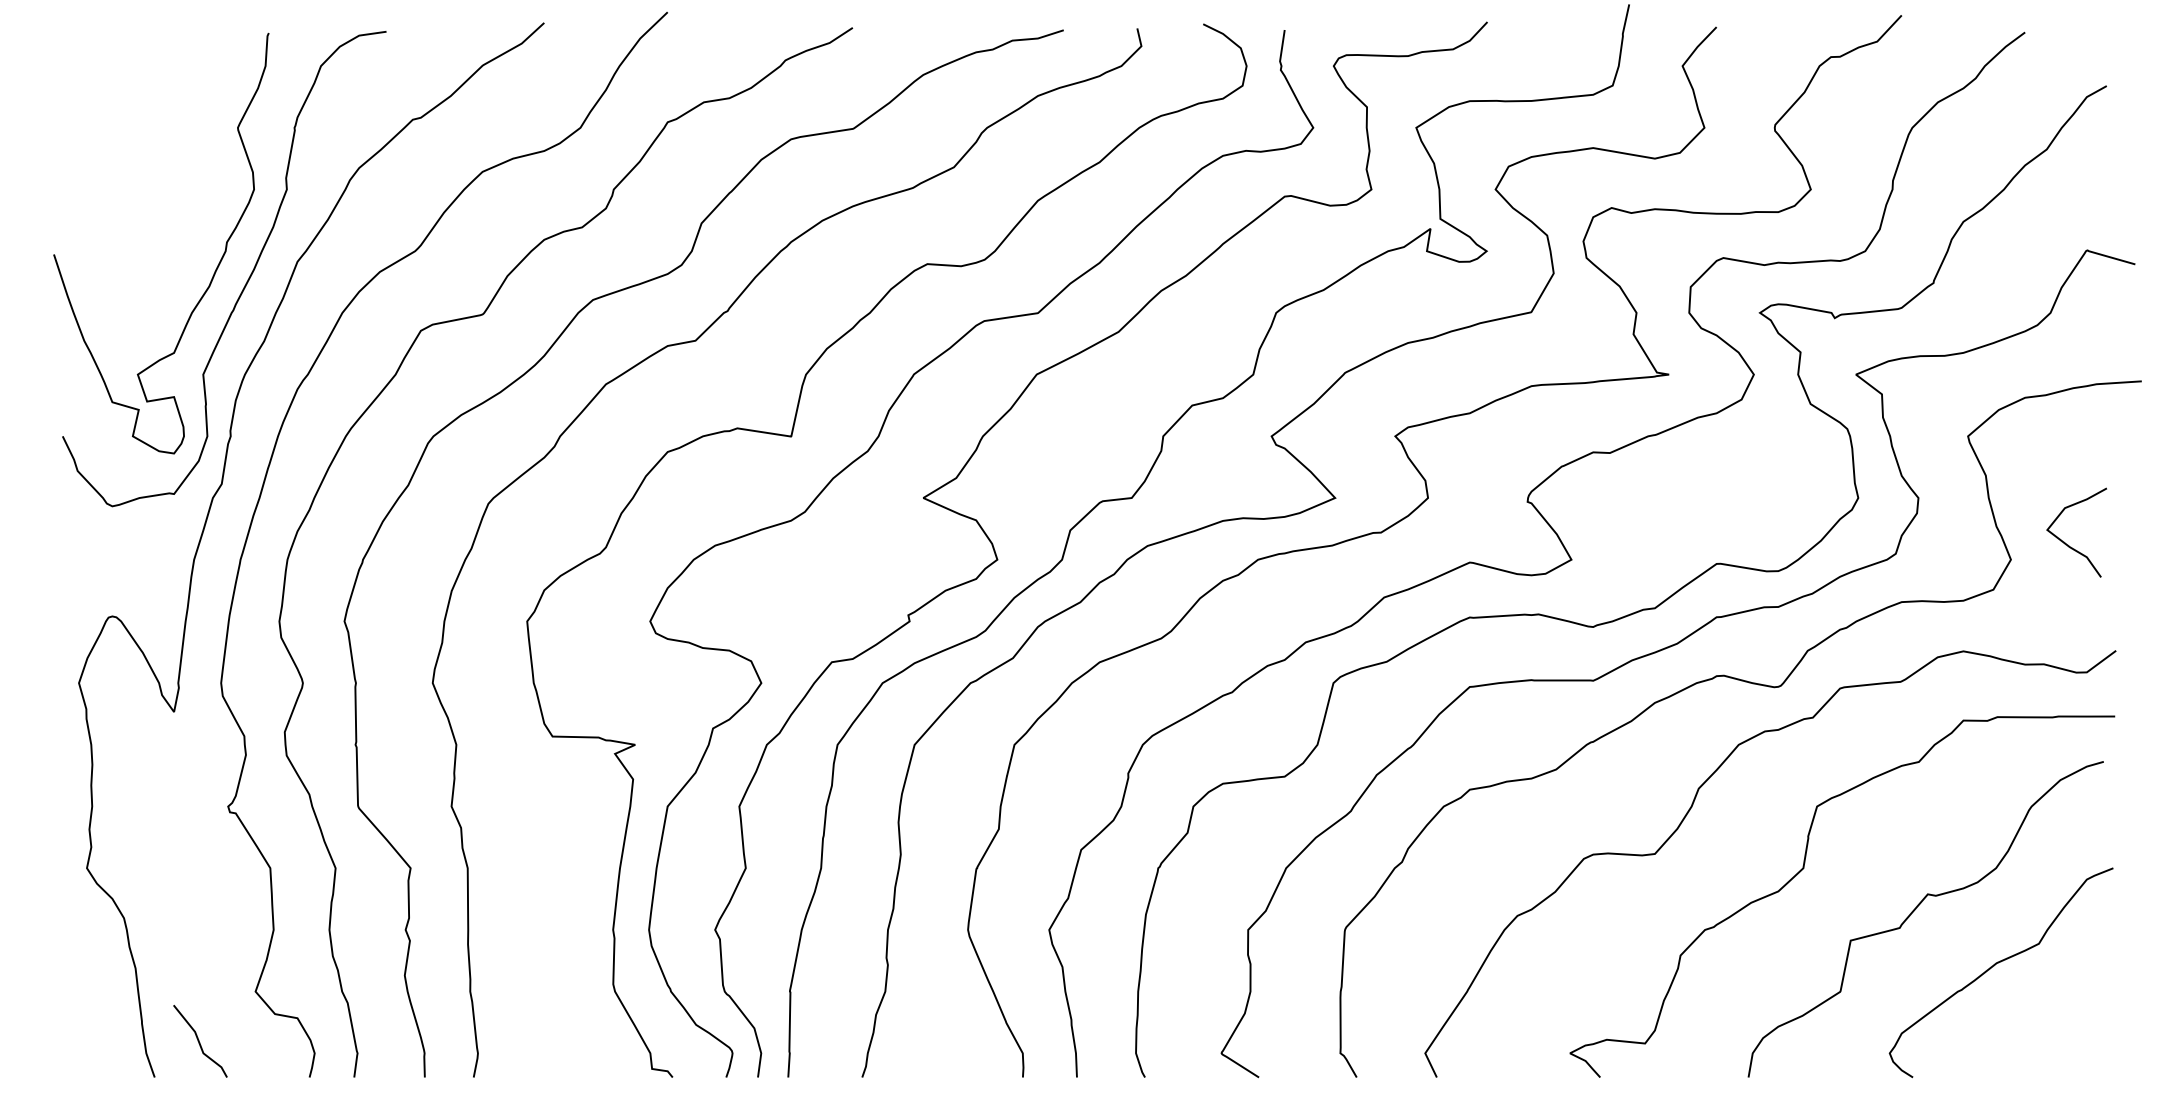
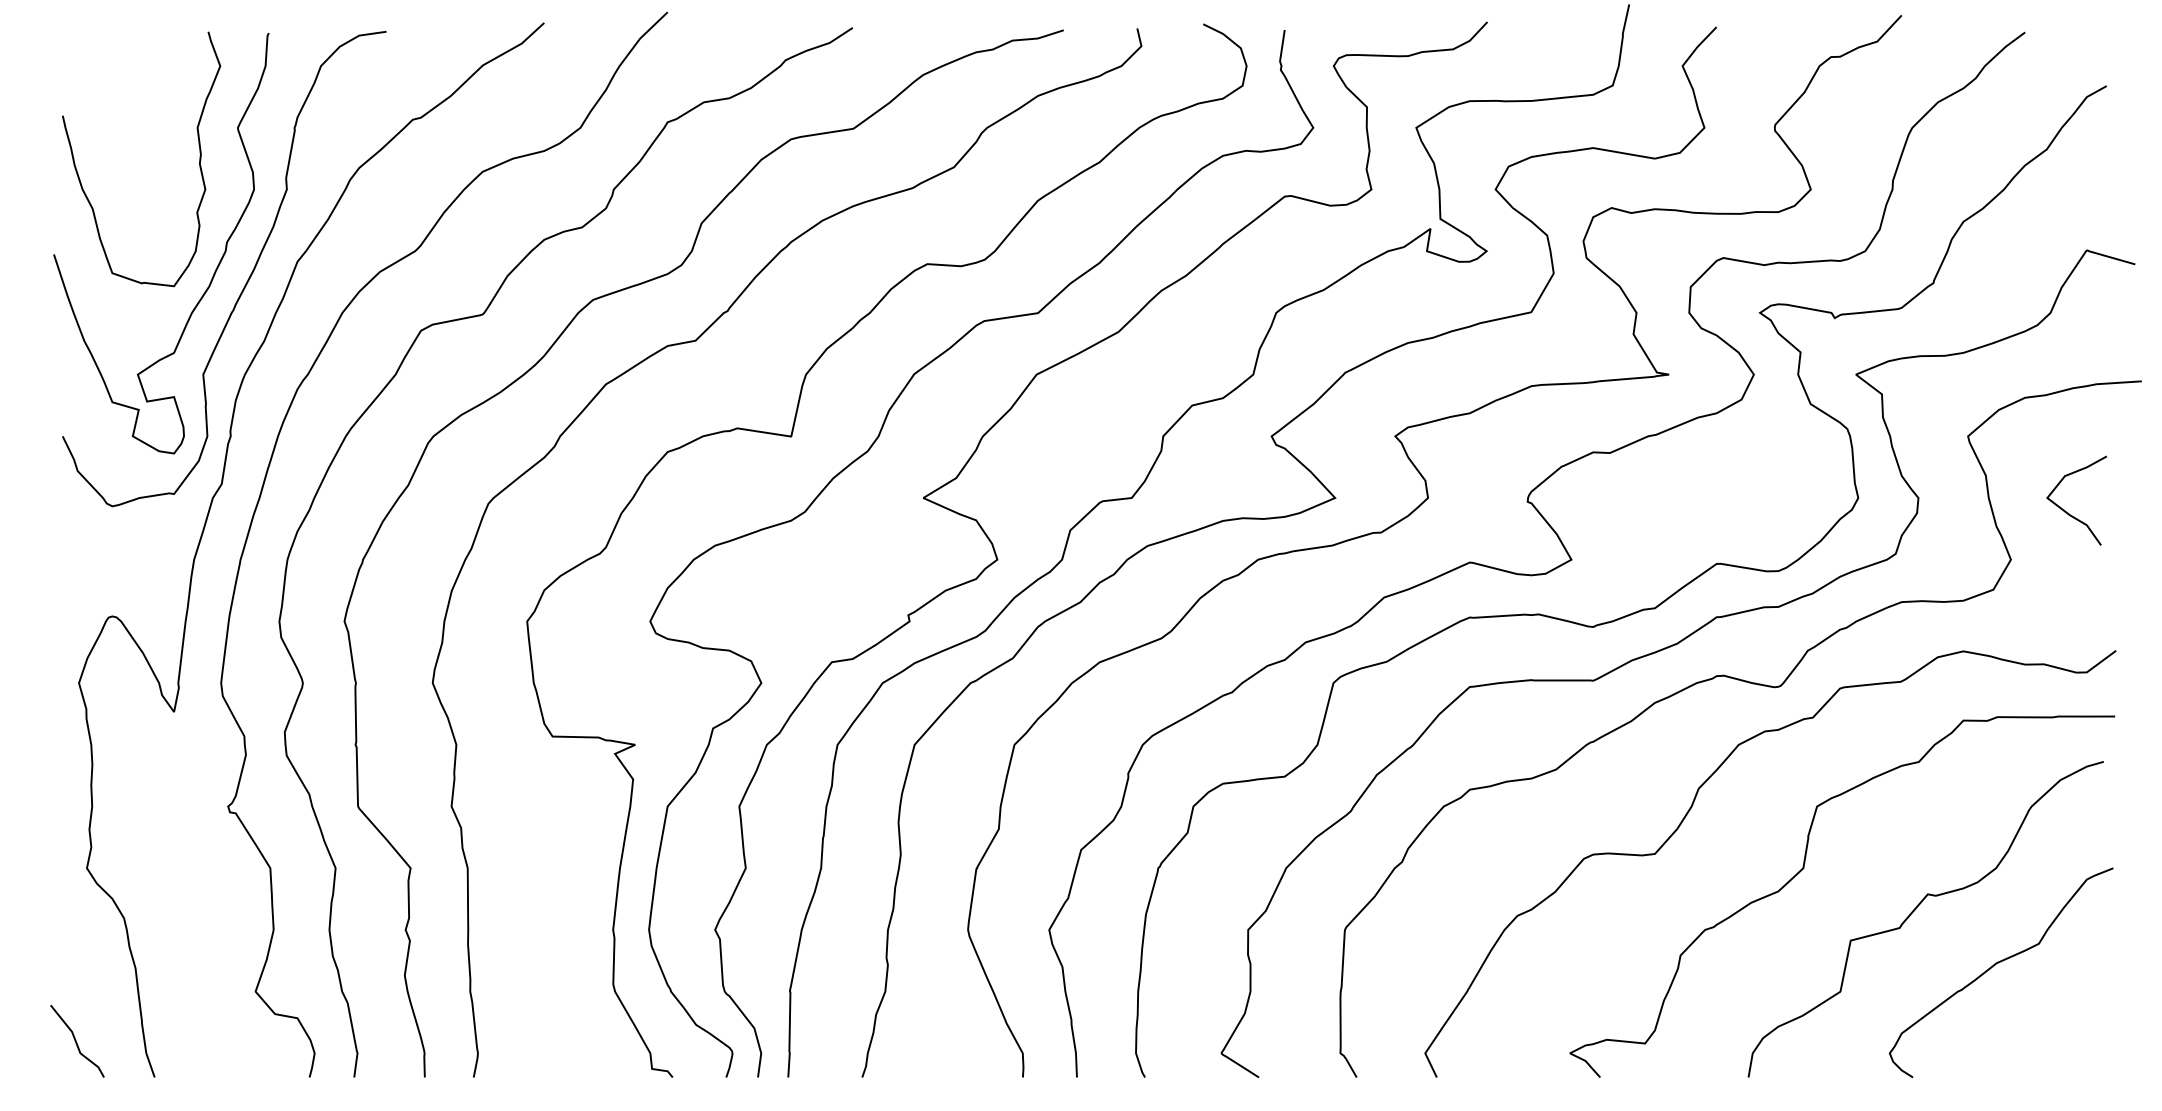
curve: none -> present (199, 159)
curve position: (2068, 544) -> (2068, 512) (2068, 512)
line position: (199, 1041) -> (76, 1041) (76, 1041)
